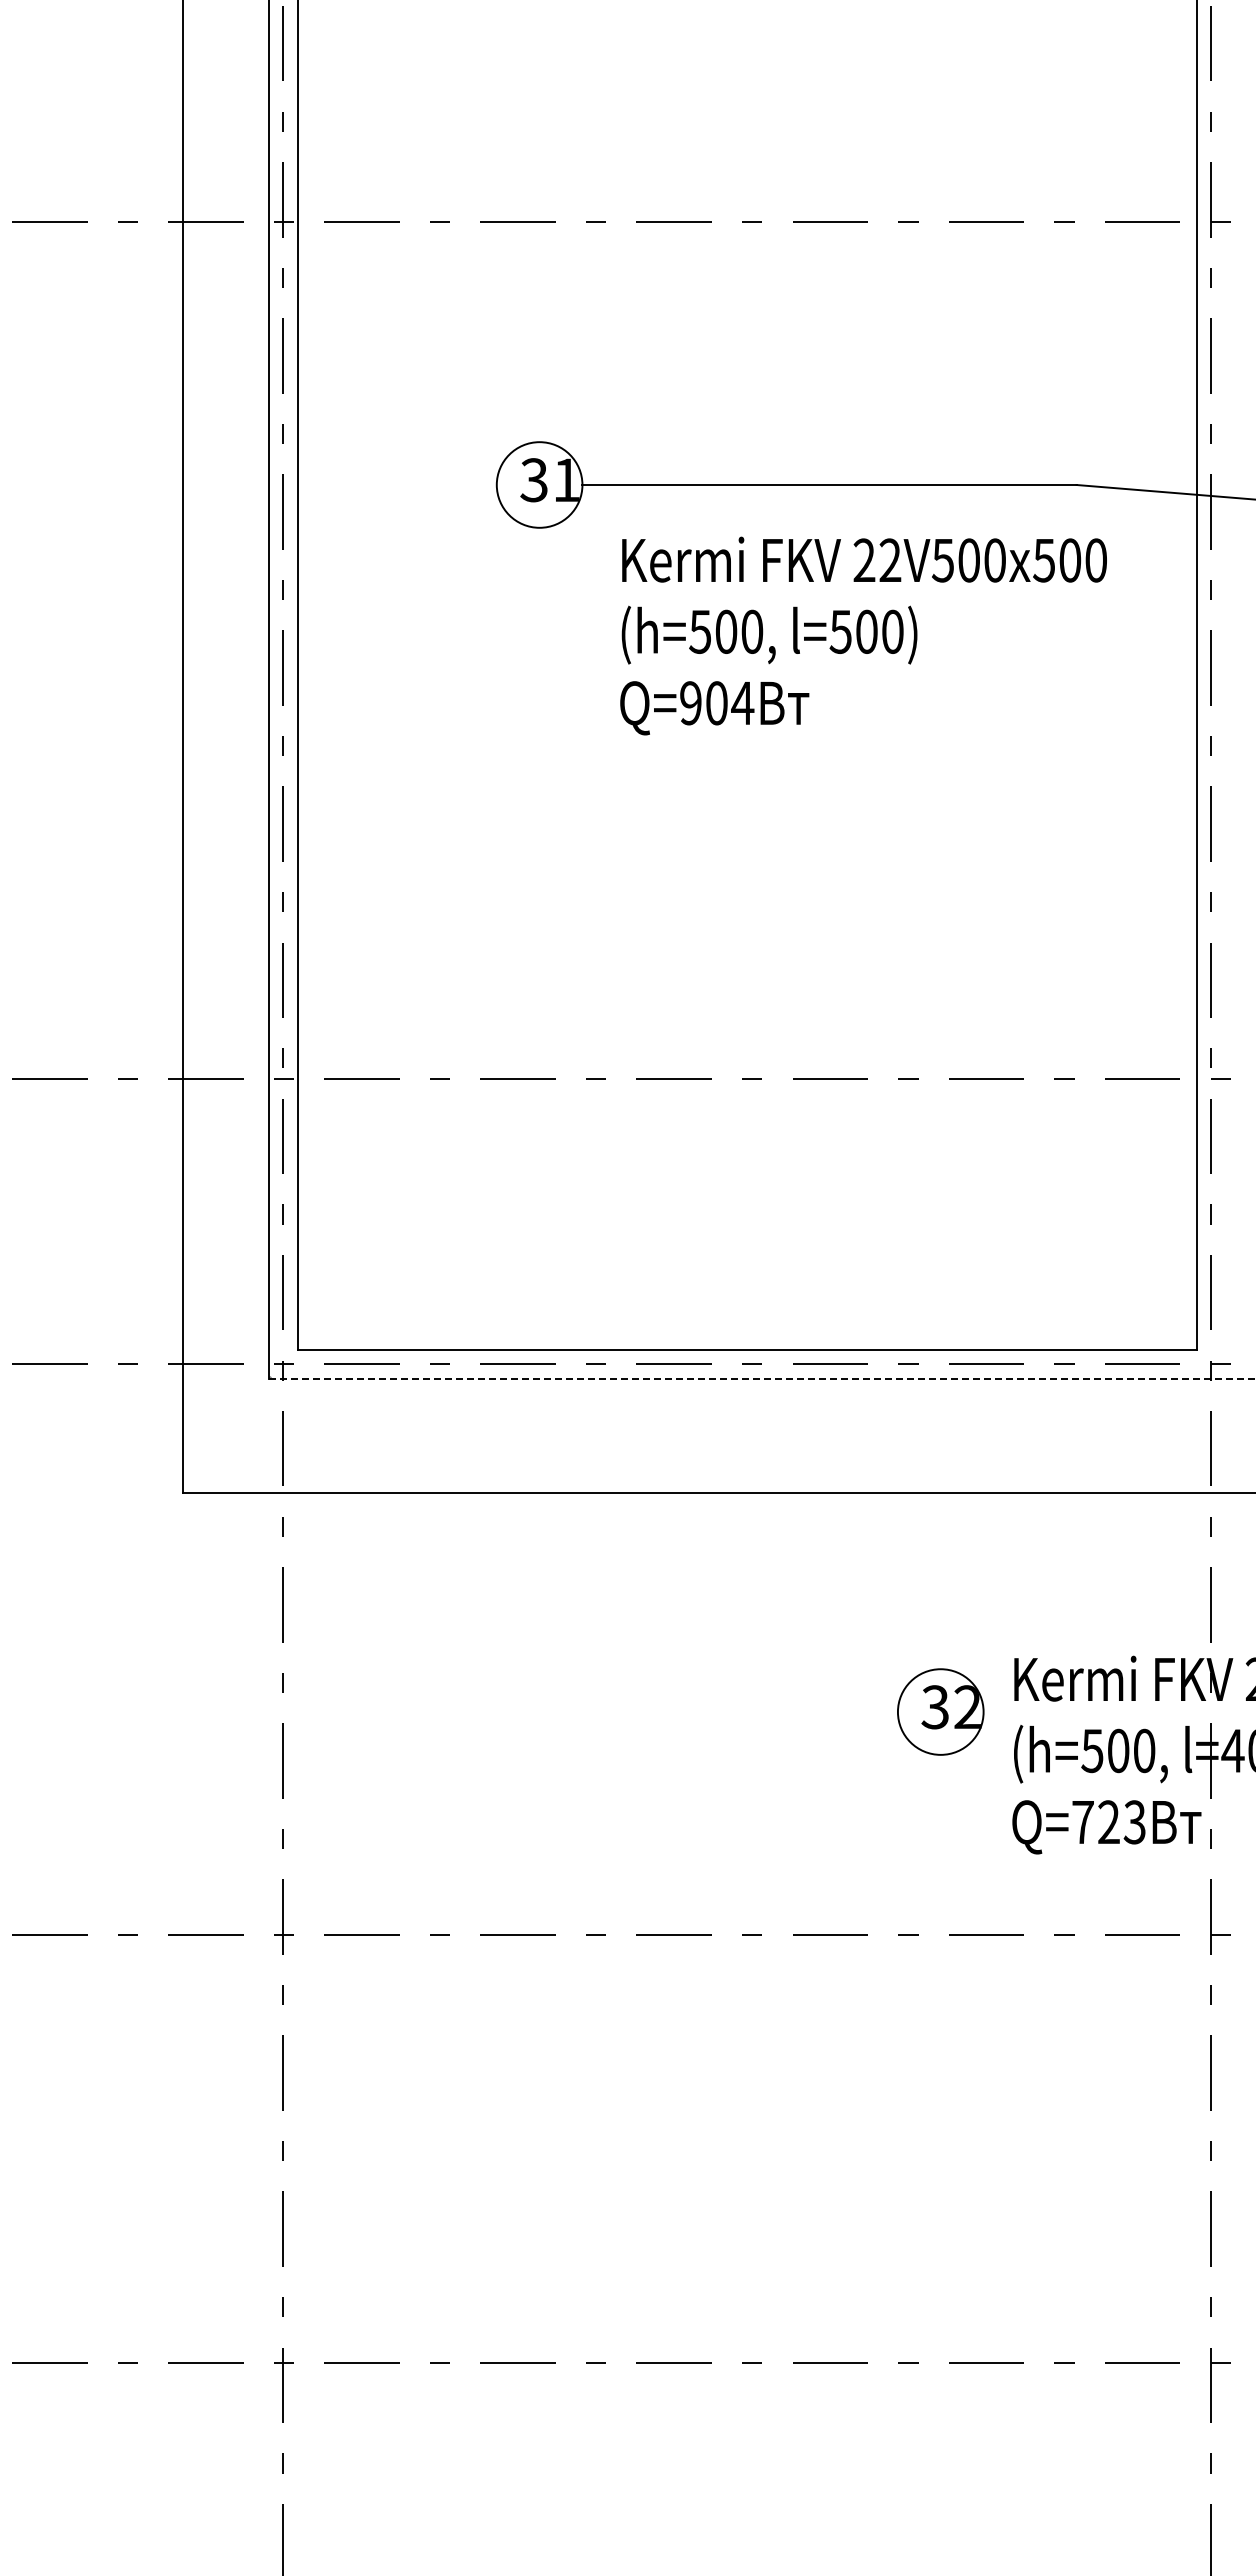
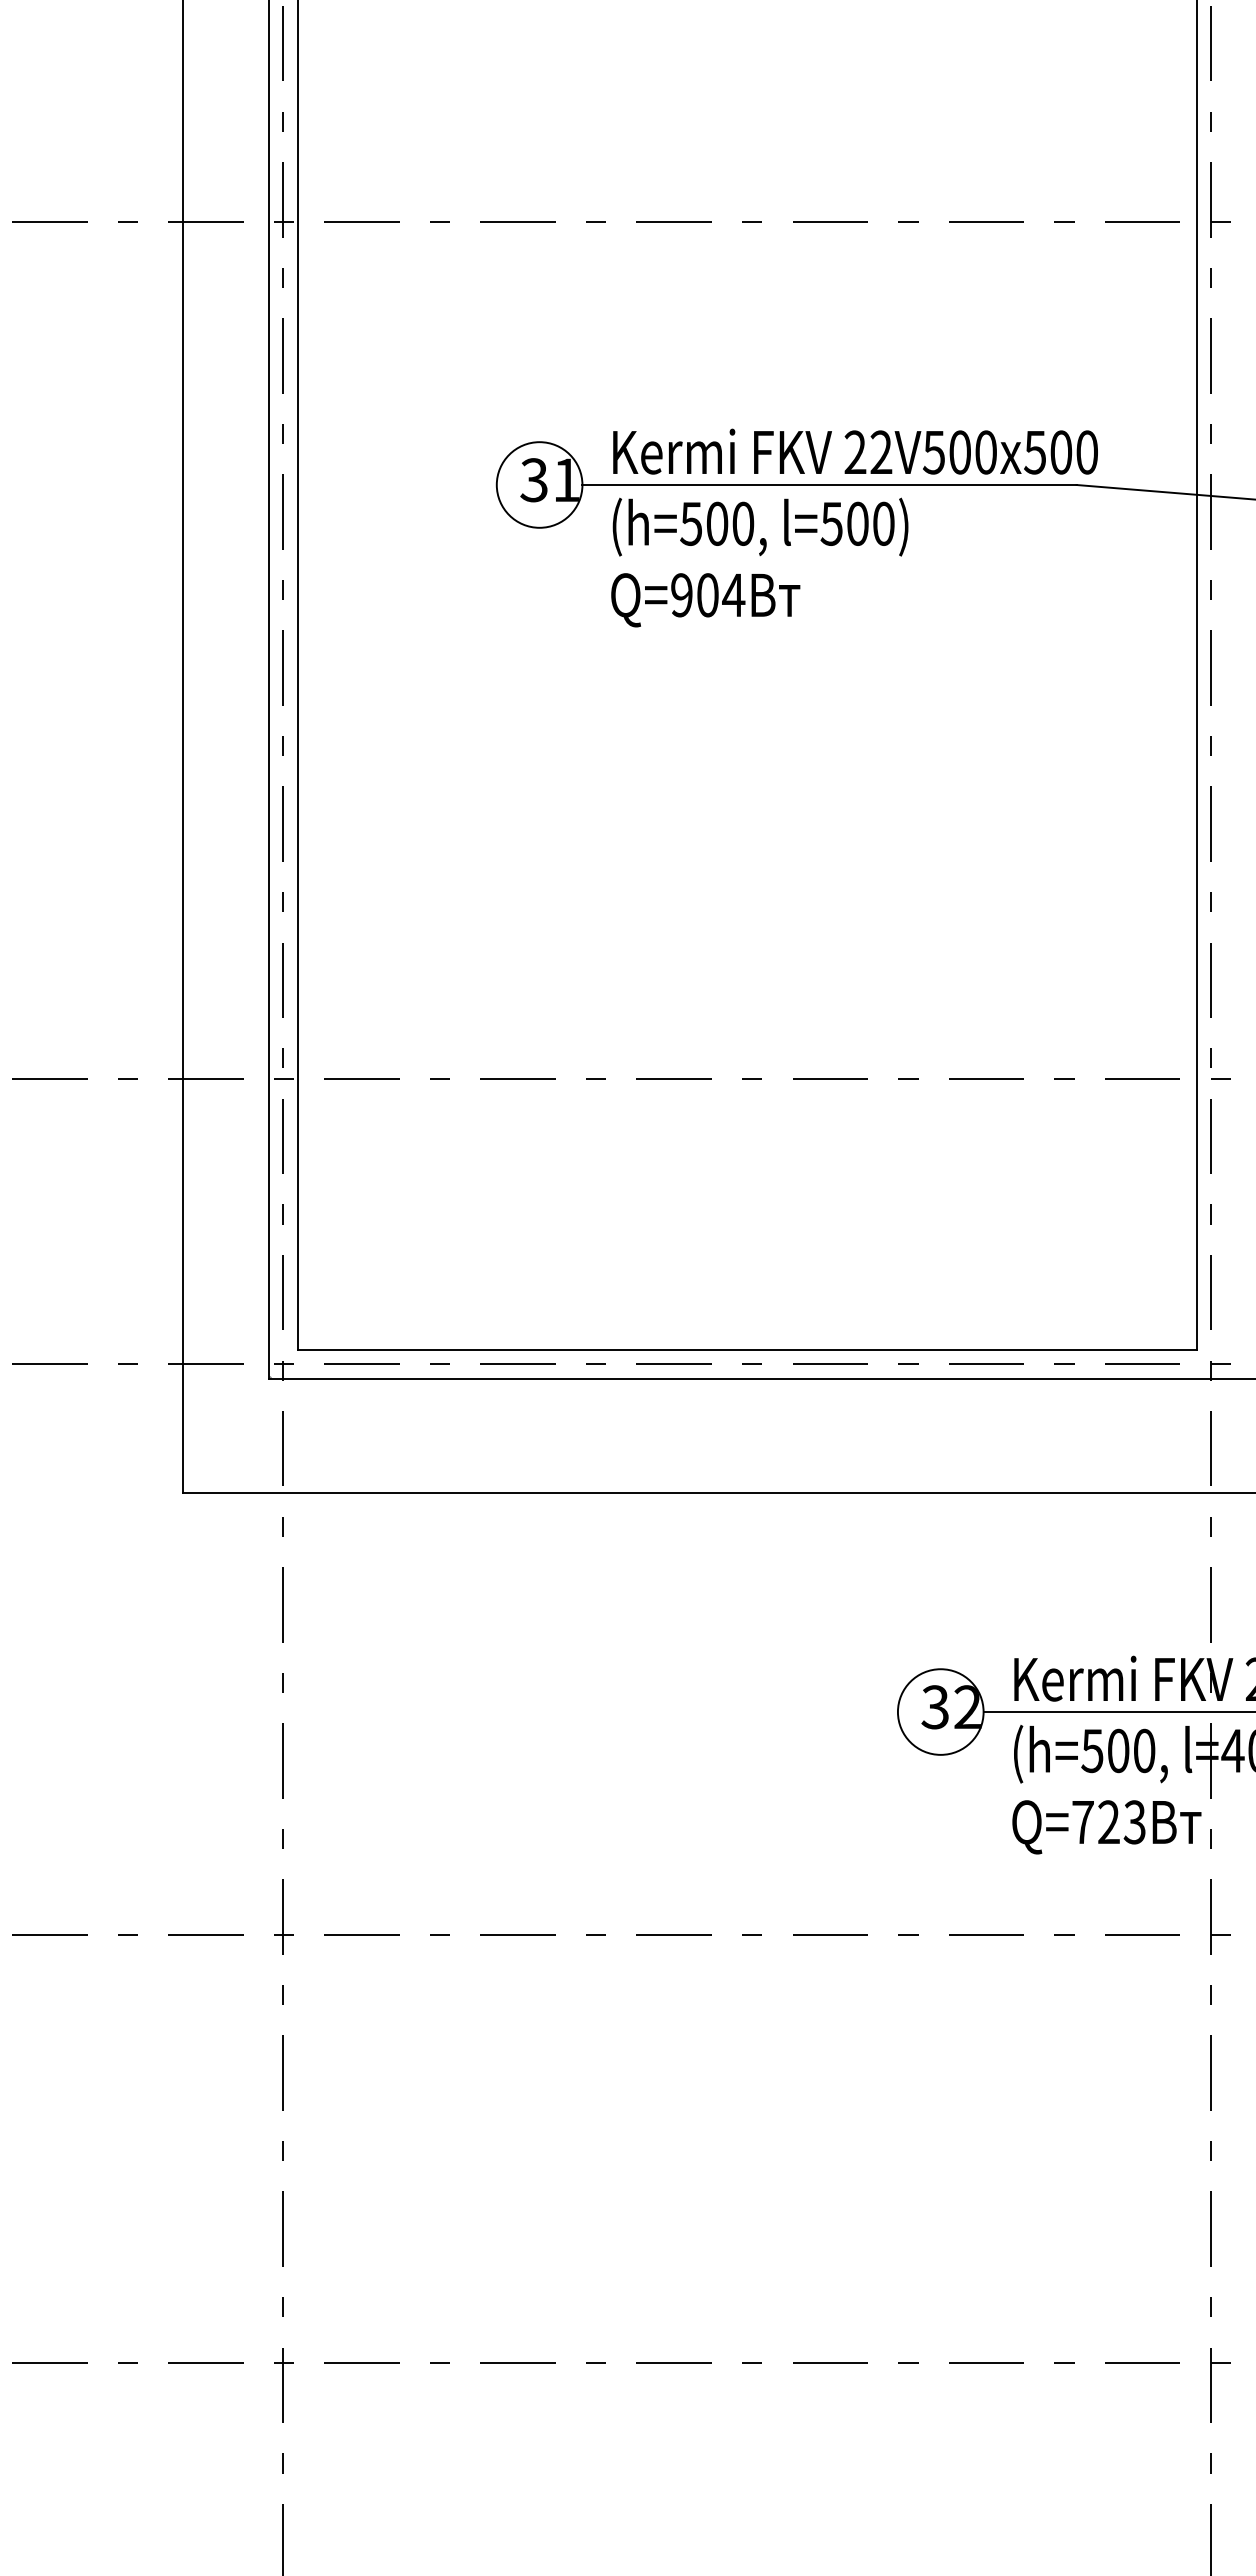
text position: (863, 635) -> (854, 527) (854, 527)
line: dashed -> solid (762, 1378)
line: none -> present (1117, 1712)
